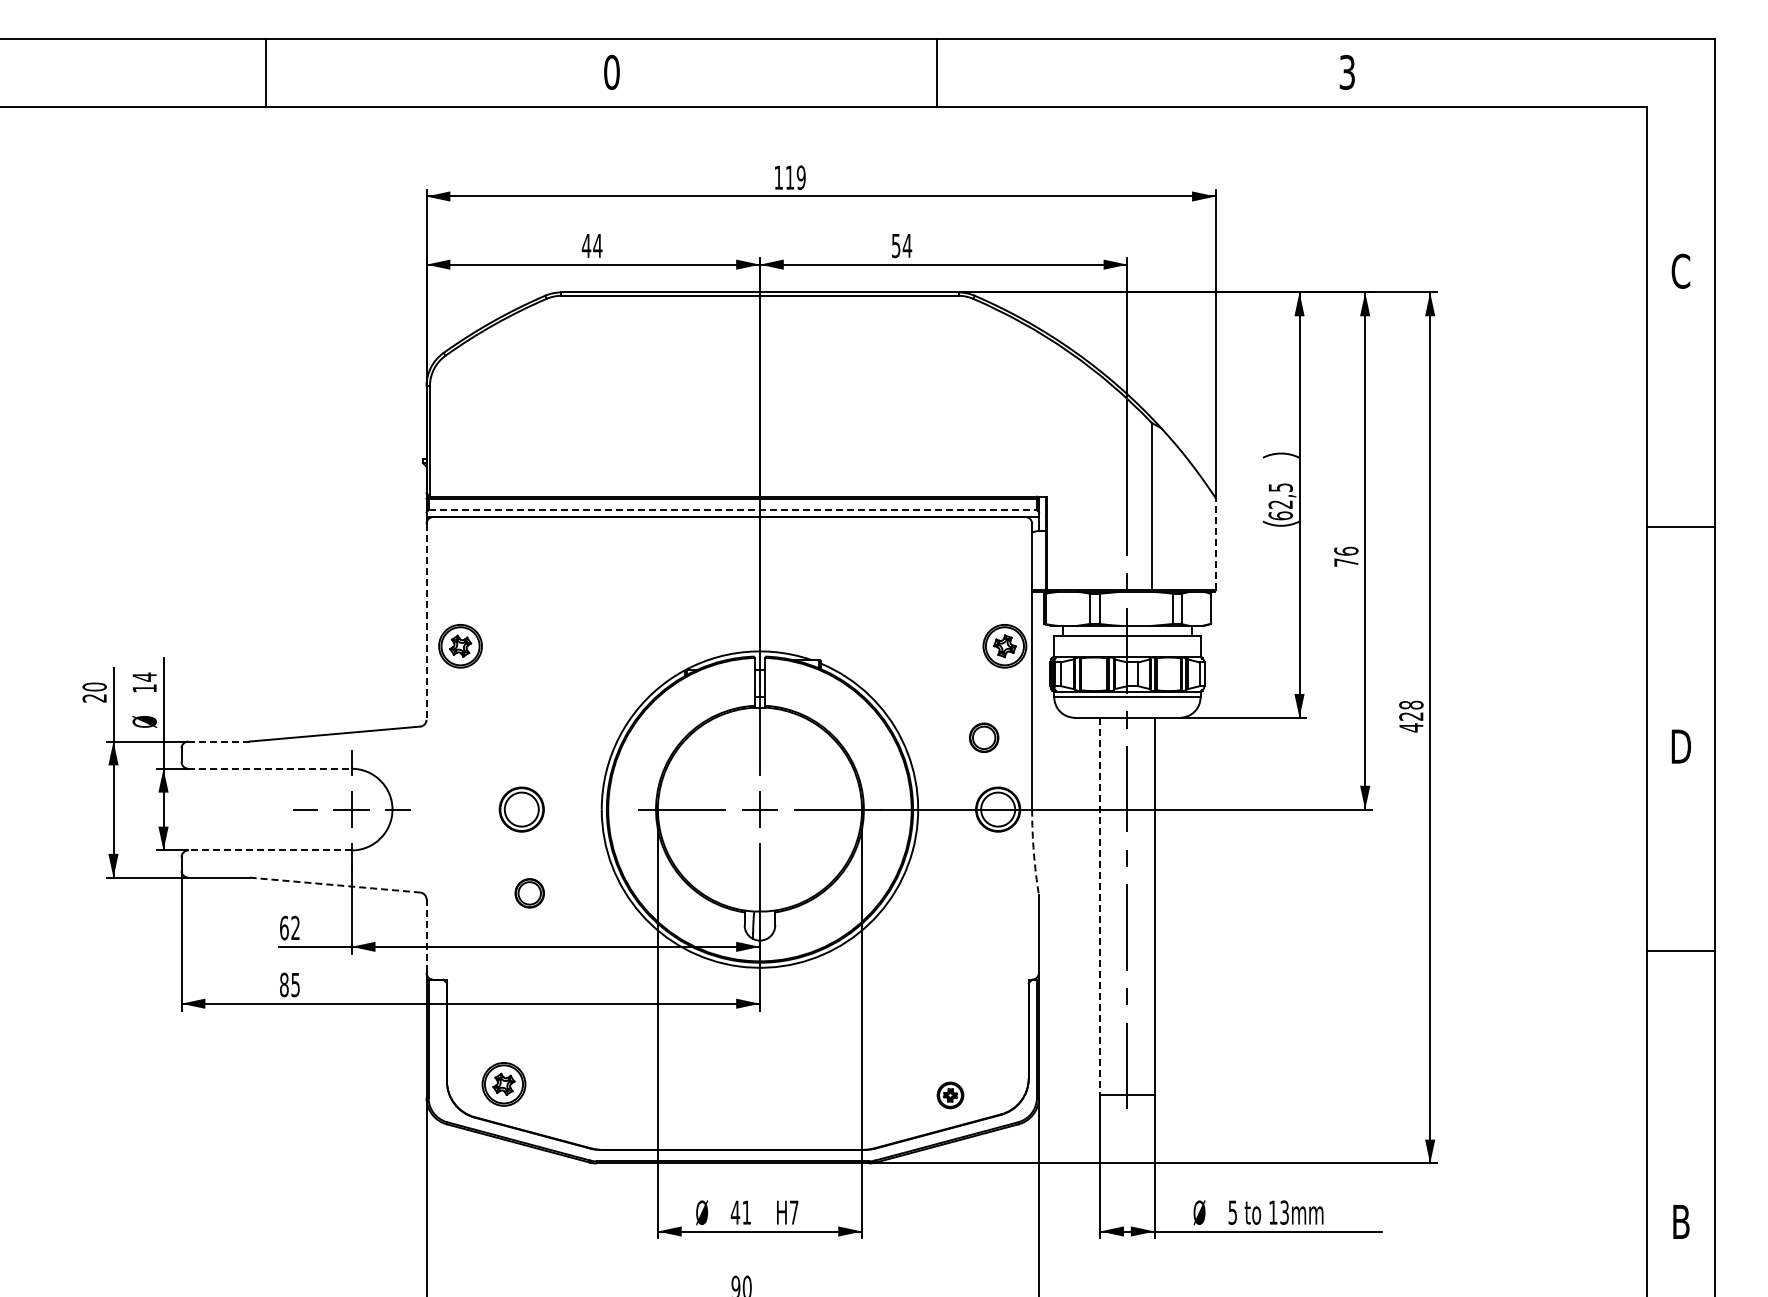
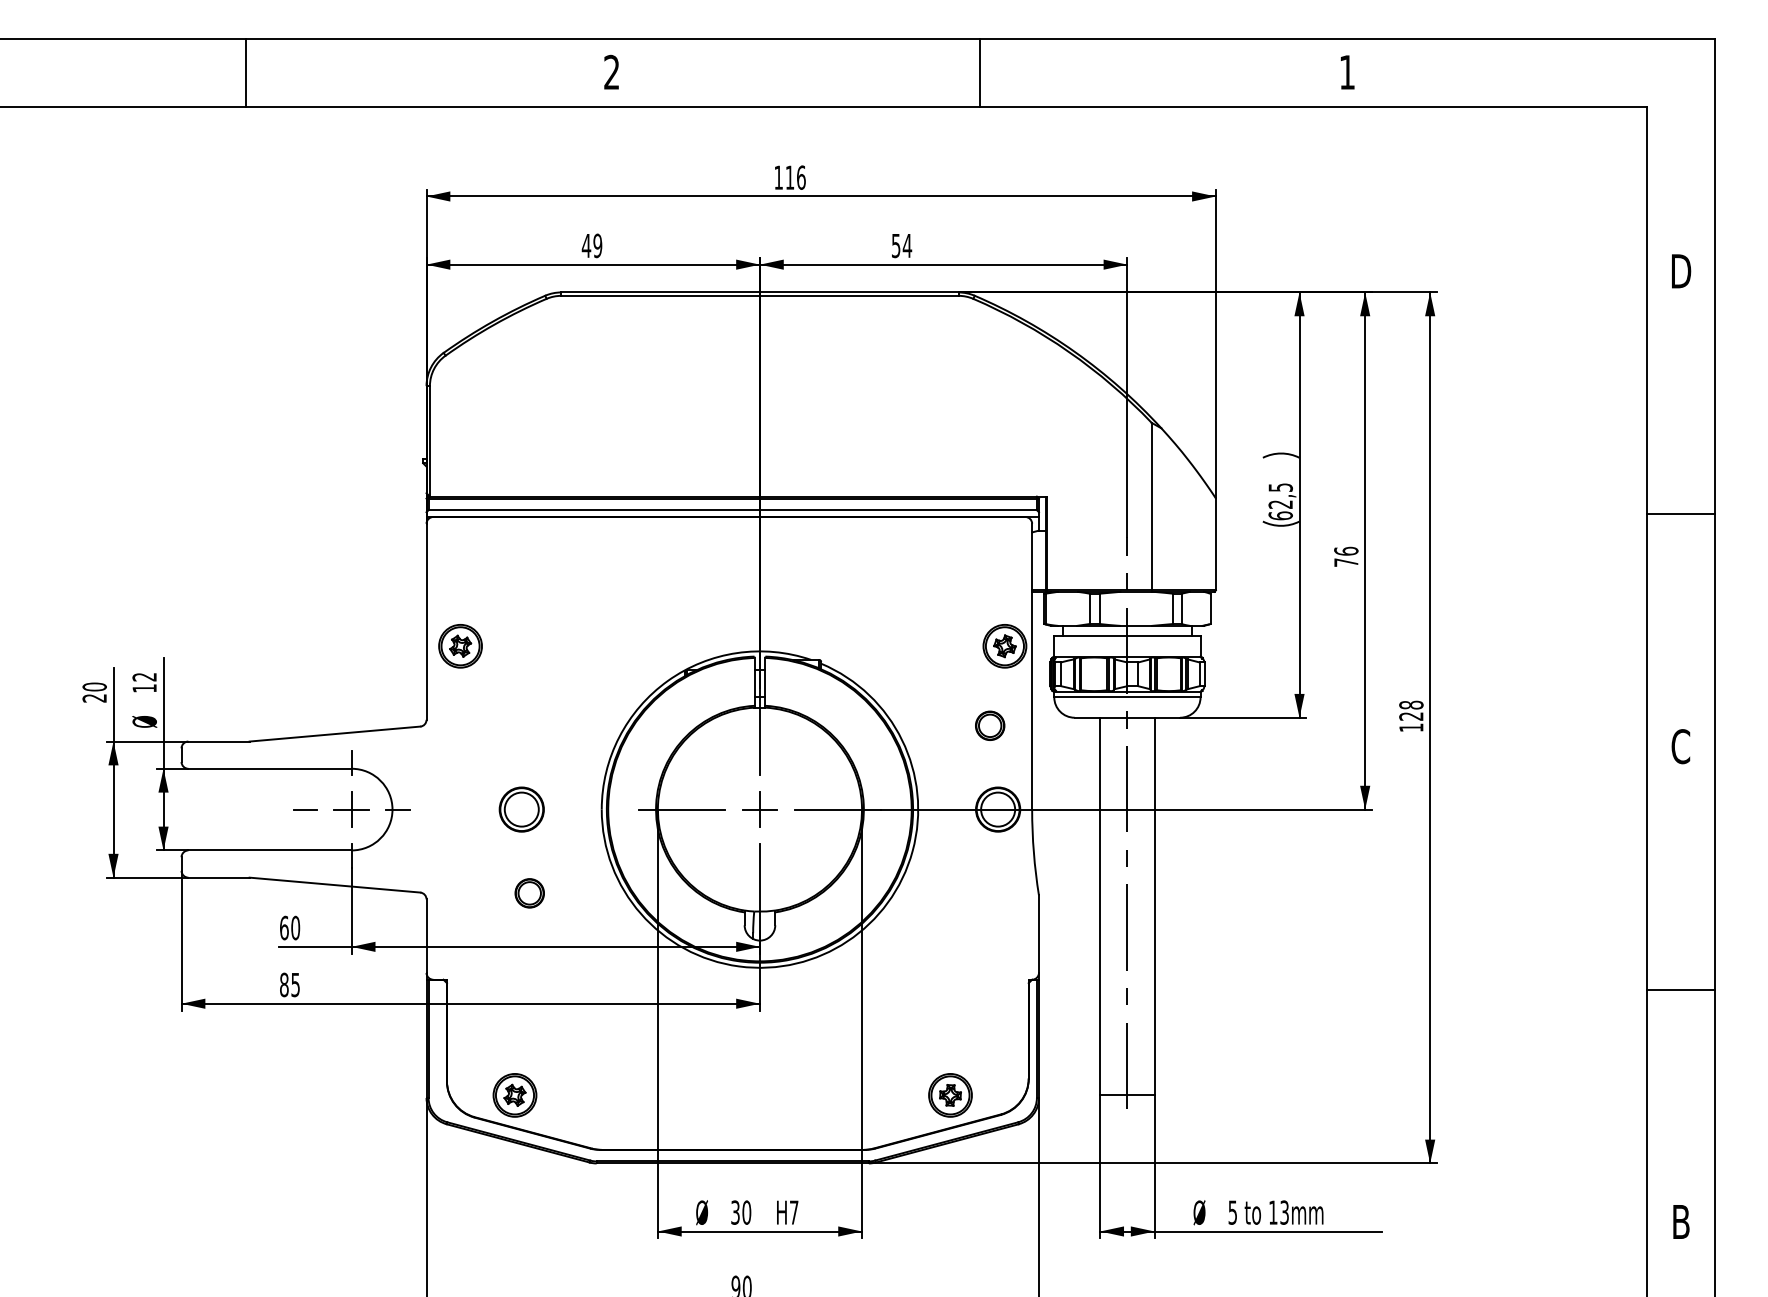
text: 0 -> 2 (611, 71)
text: 3 -> 1 (1346, 71)
line position: (265, 72) -> (245, 72) (245, 72)
line position: (937, 72) -> (980, 72) (980, 72)
text: 119 -> 116 (800, 177)
text: 44 -> 49 (597, 245)
text: C -> D (1681, 270)
line: dashed -> solid (733, 510)
line position: (1680, 527) -> (1680, 514) (1680, 514)
line: dashed -> solid (1215, 543)
line: dashed -> solid (426, 622)
text: 14 -> 12 (144, 676)
text: 428 -> 128 (1411, 727)
part position: (984, 737) -> (990, 725) (990, 725)
line: dashed -> solid (218, 741)
text: D -> C (1681, 746)
line: dashed -> solid (270, 768)
line: dashed -> solid (270, 850)
arc: dashed -> solid (1033, 852)
line: dashed -> solid (334, 885)
line: dashed -> solid (1100, 906)
text: 62 -> 60 (295, 927)
line: dashed -> solid (426, 936)
line position: (1680, 950) -> (1680, 989) (1680, 989)
part position: (503, 1084) -> (514, 1095) (514, 1095)
part size: 29x29 px -> 45x45 px (950, 1095)
text: 41 -> 30 (740, 1212)
